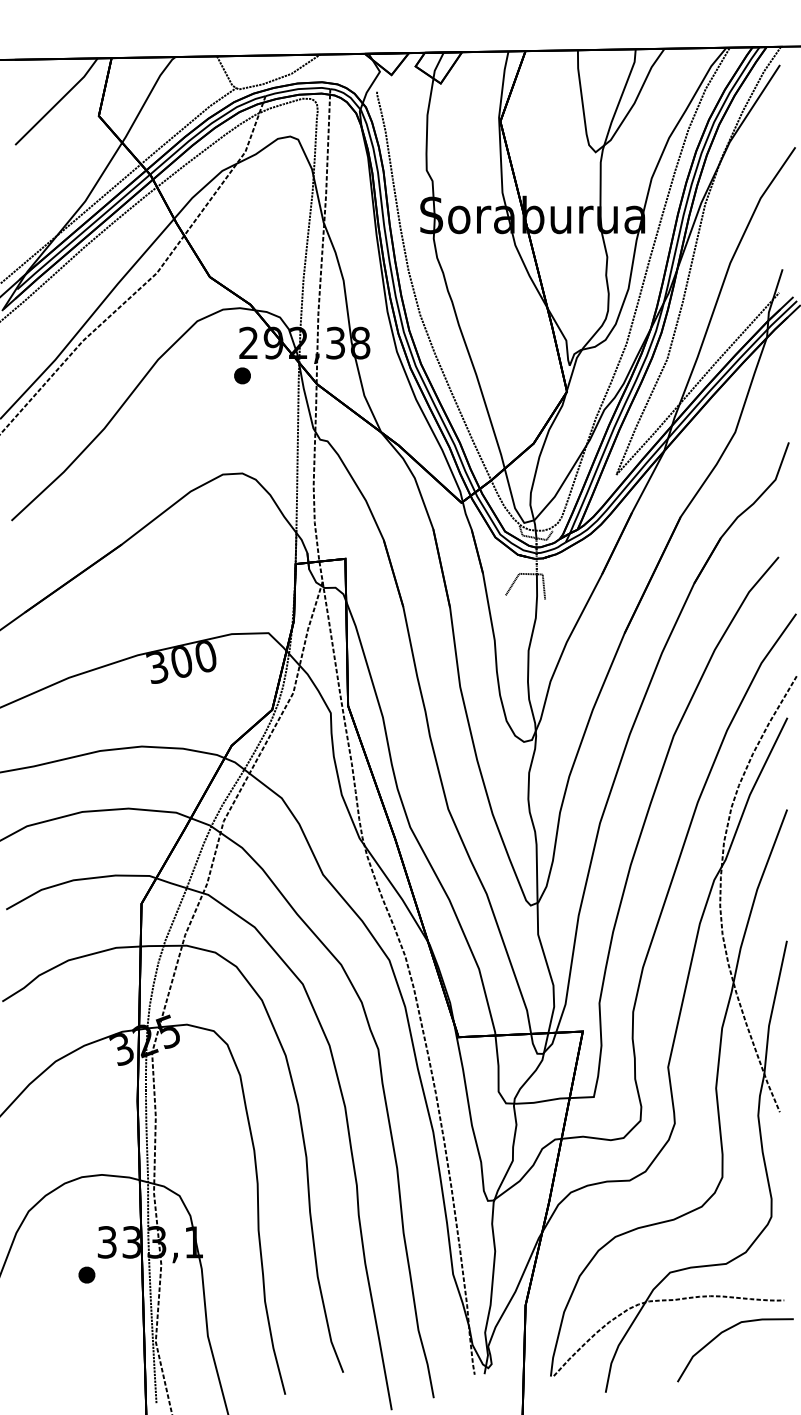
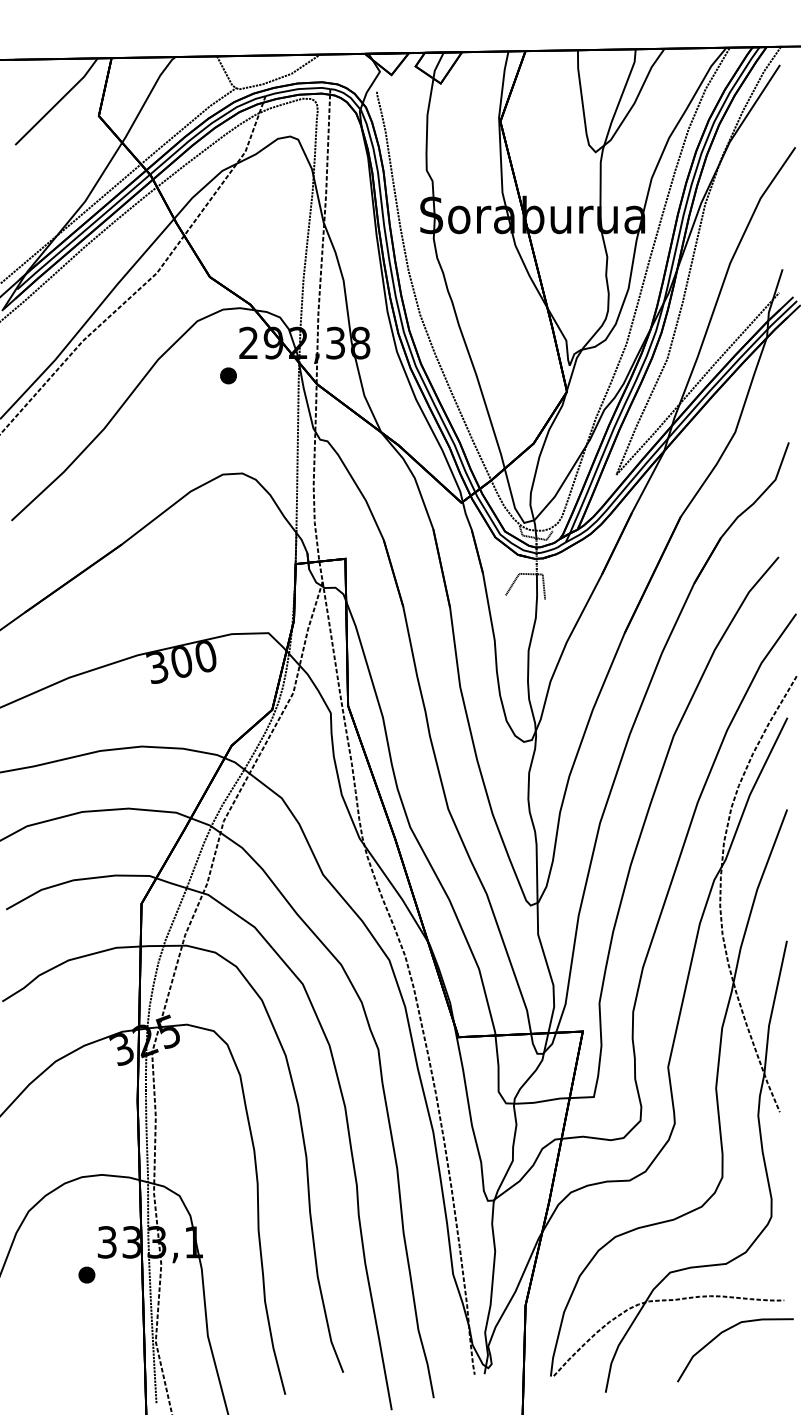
part position: (242, 375) -> (228, 375) (228, 375)
